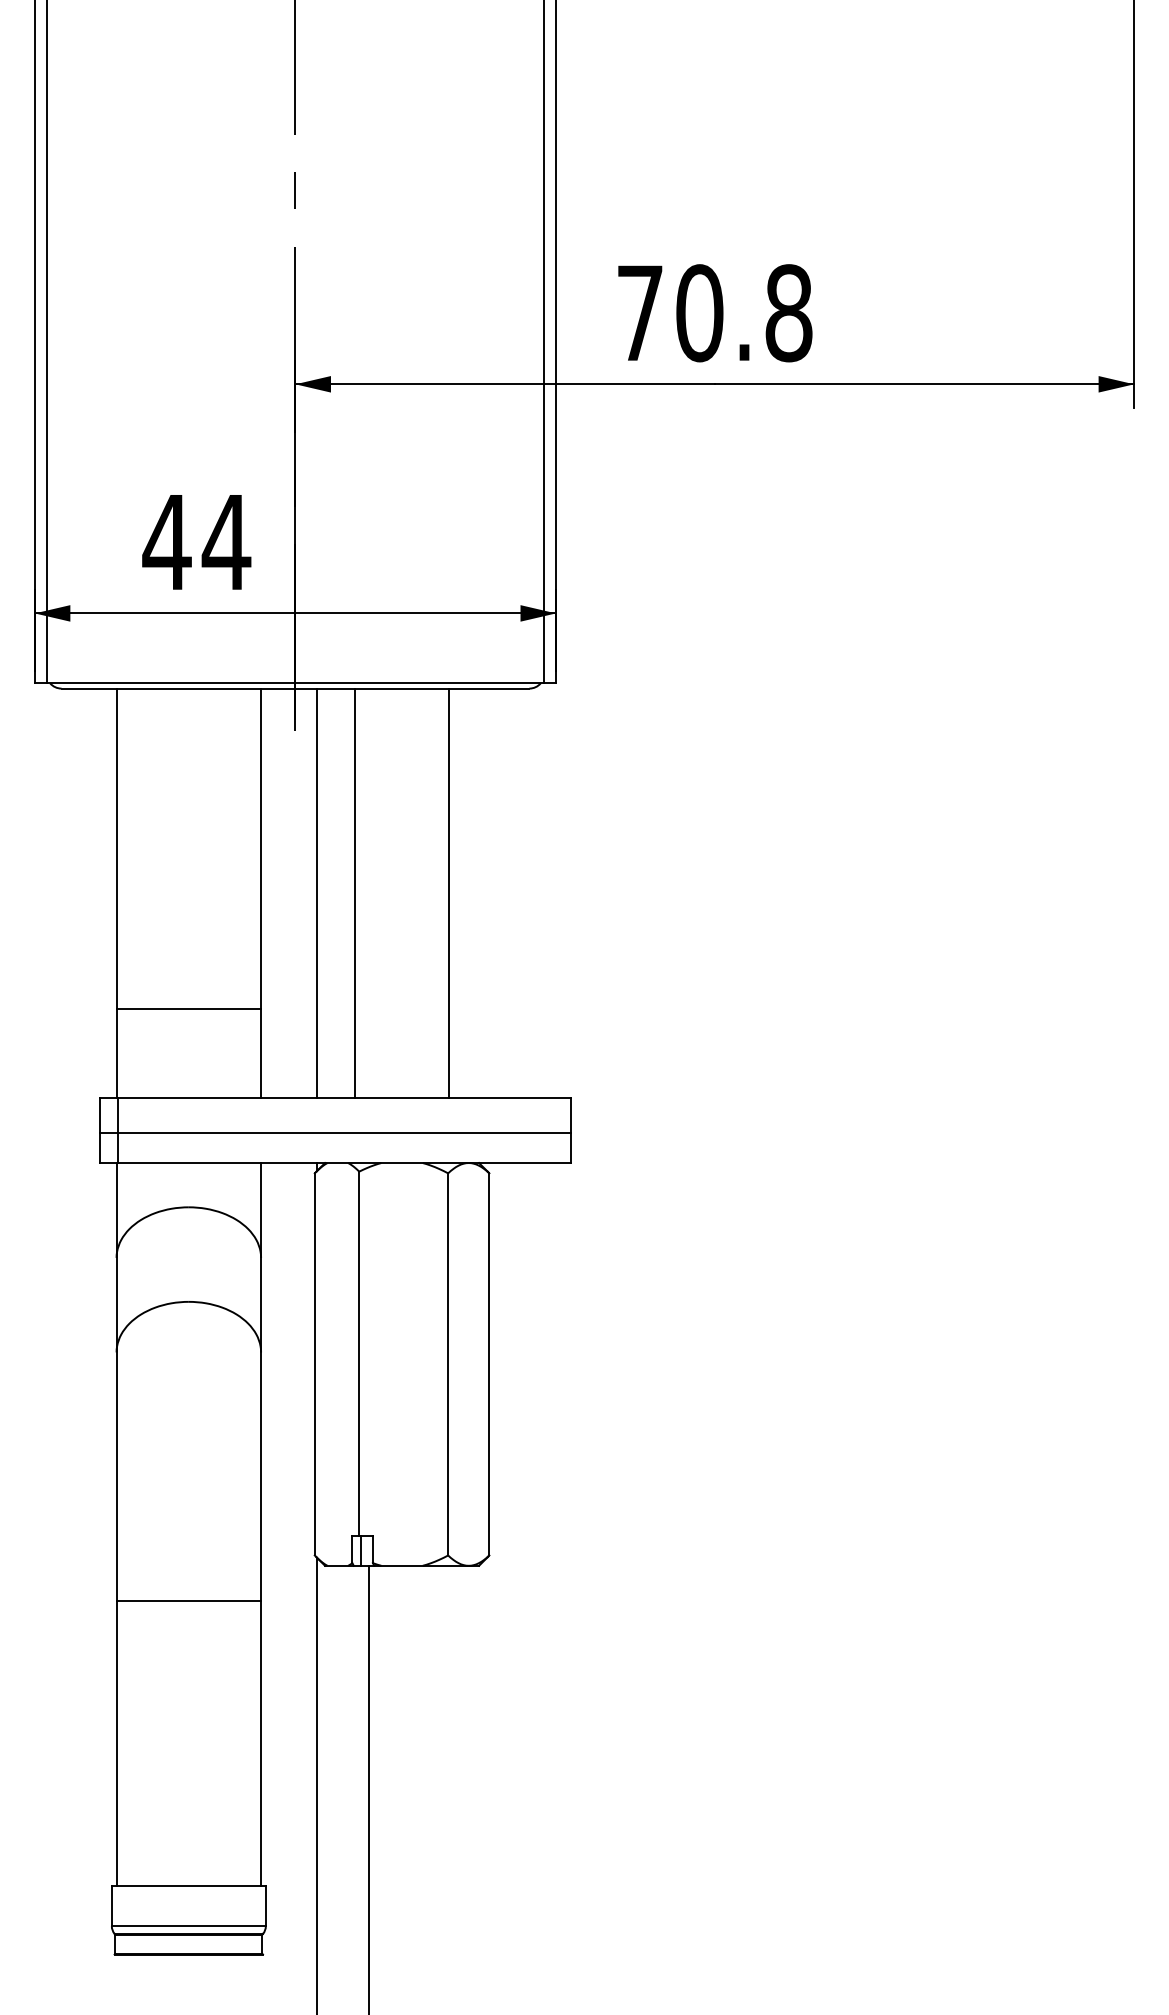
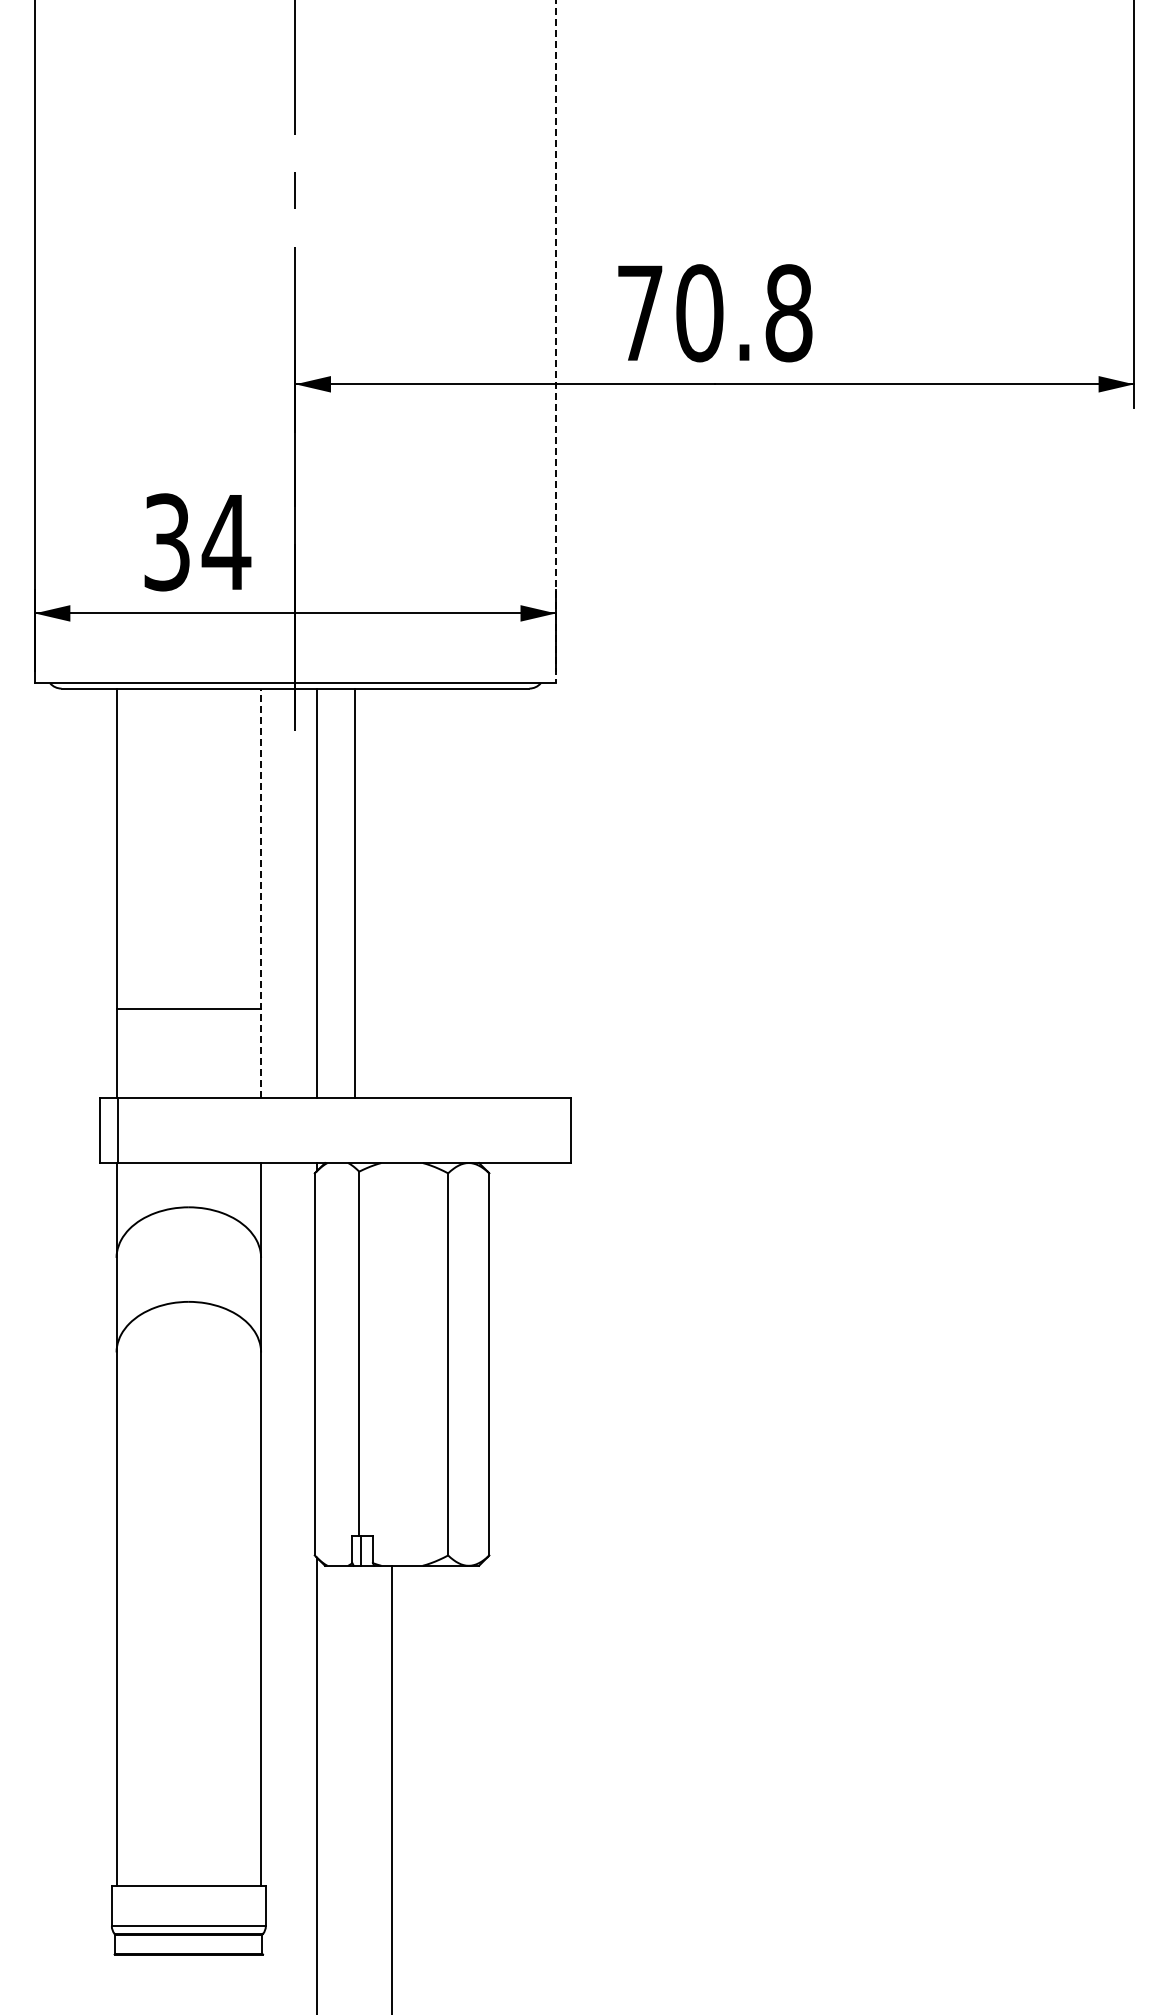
line: solid -> dashed (556, 341)
line: present -> none (46, 342)
line: present -> none (544, 342)
text: 44 -> 34 (166, 542)
line: present -> none (449, 892)
line: solid -> dashed (261, 893)
line: present -> none (335, 1133)
line: present -> none (188, 1601)
line position: (368, 1788) -> (391, 1788) (391, 1788)
